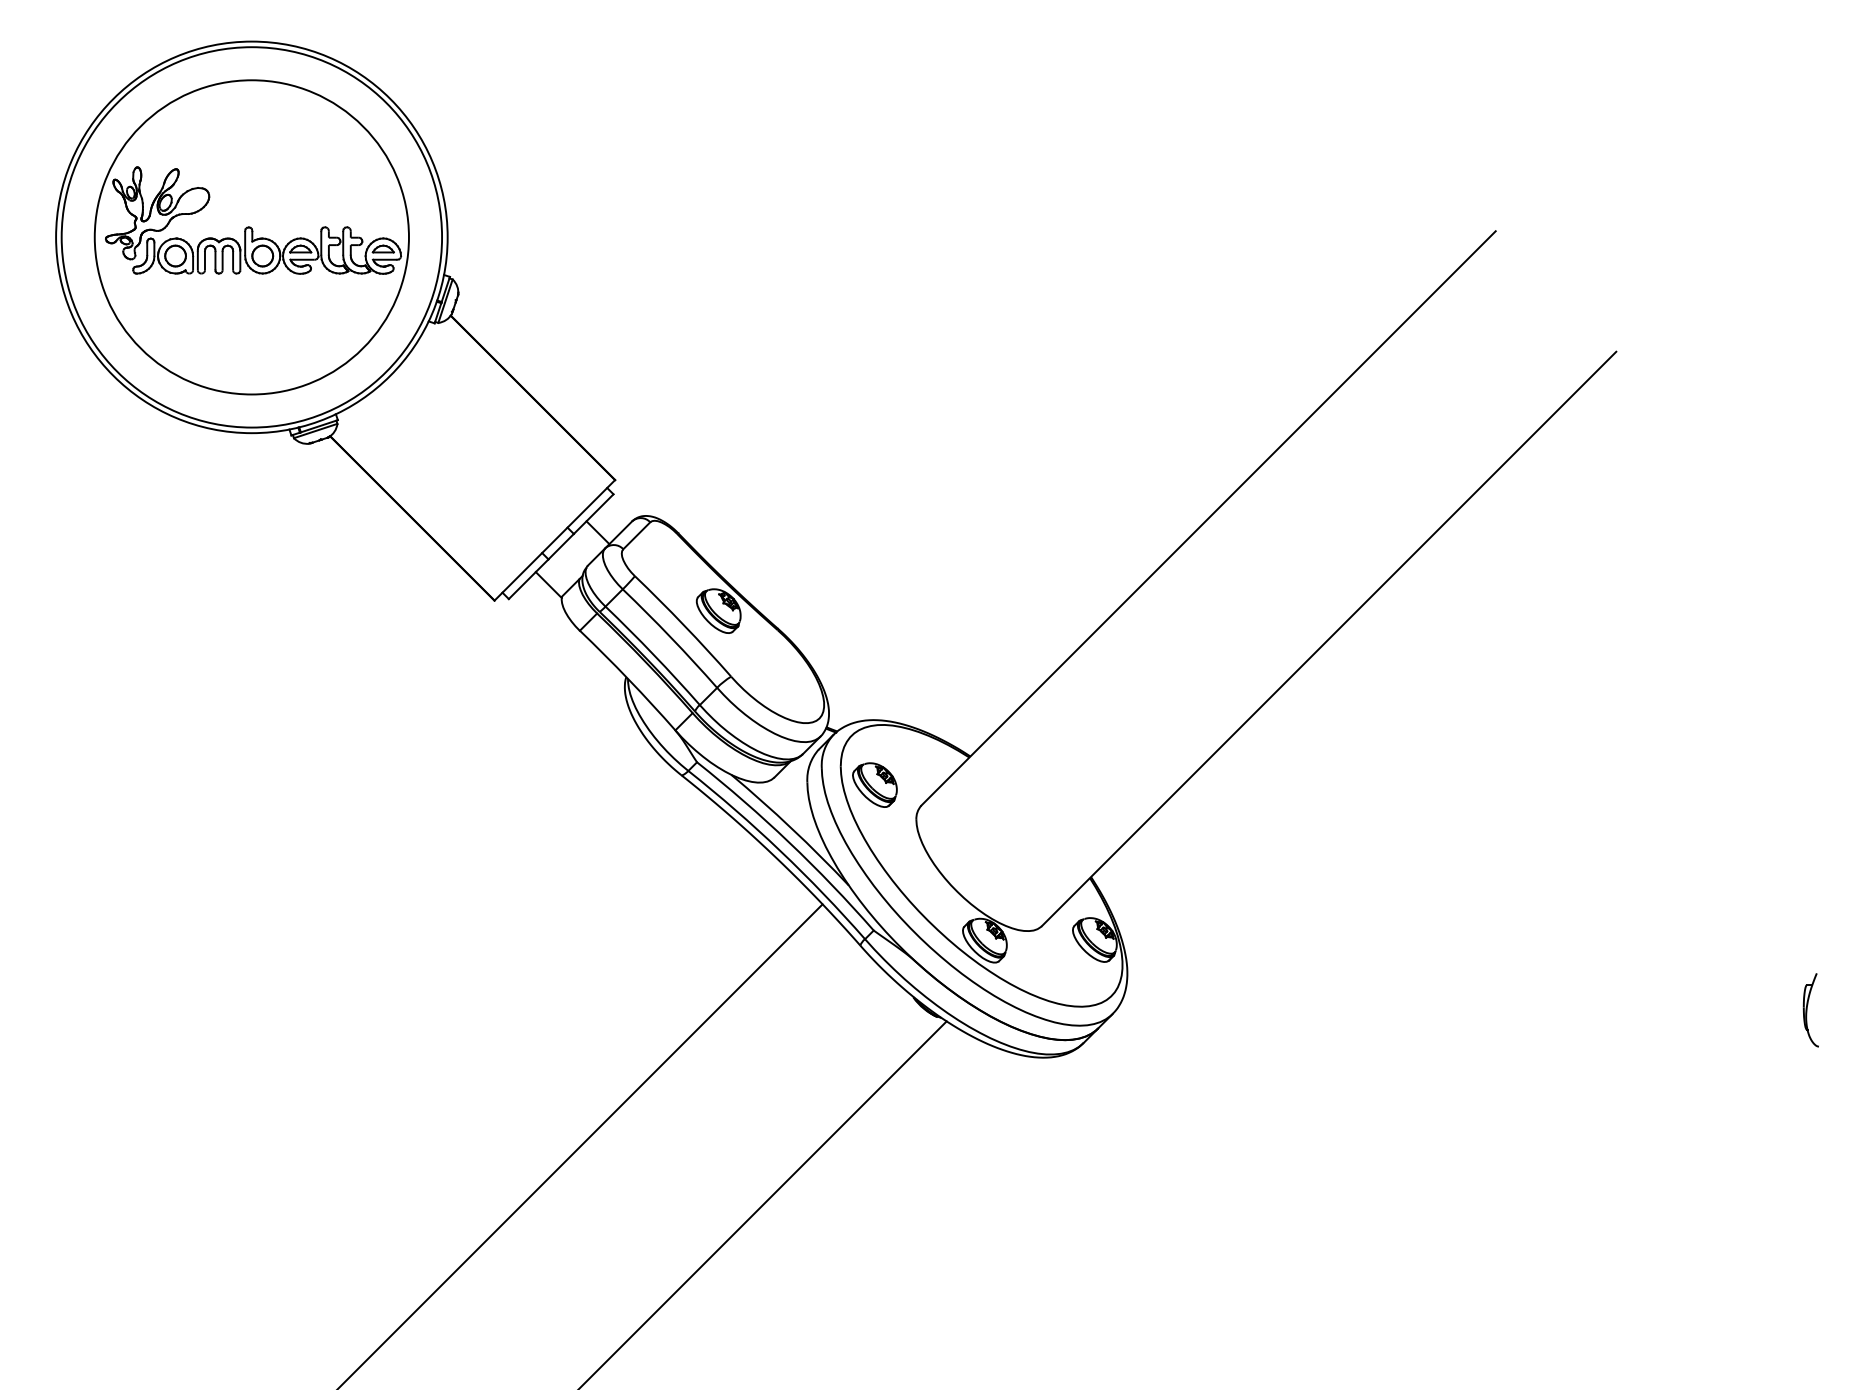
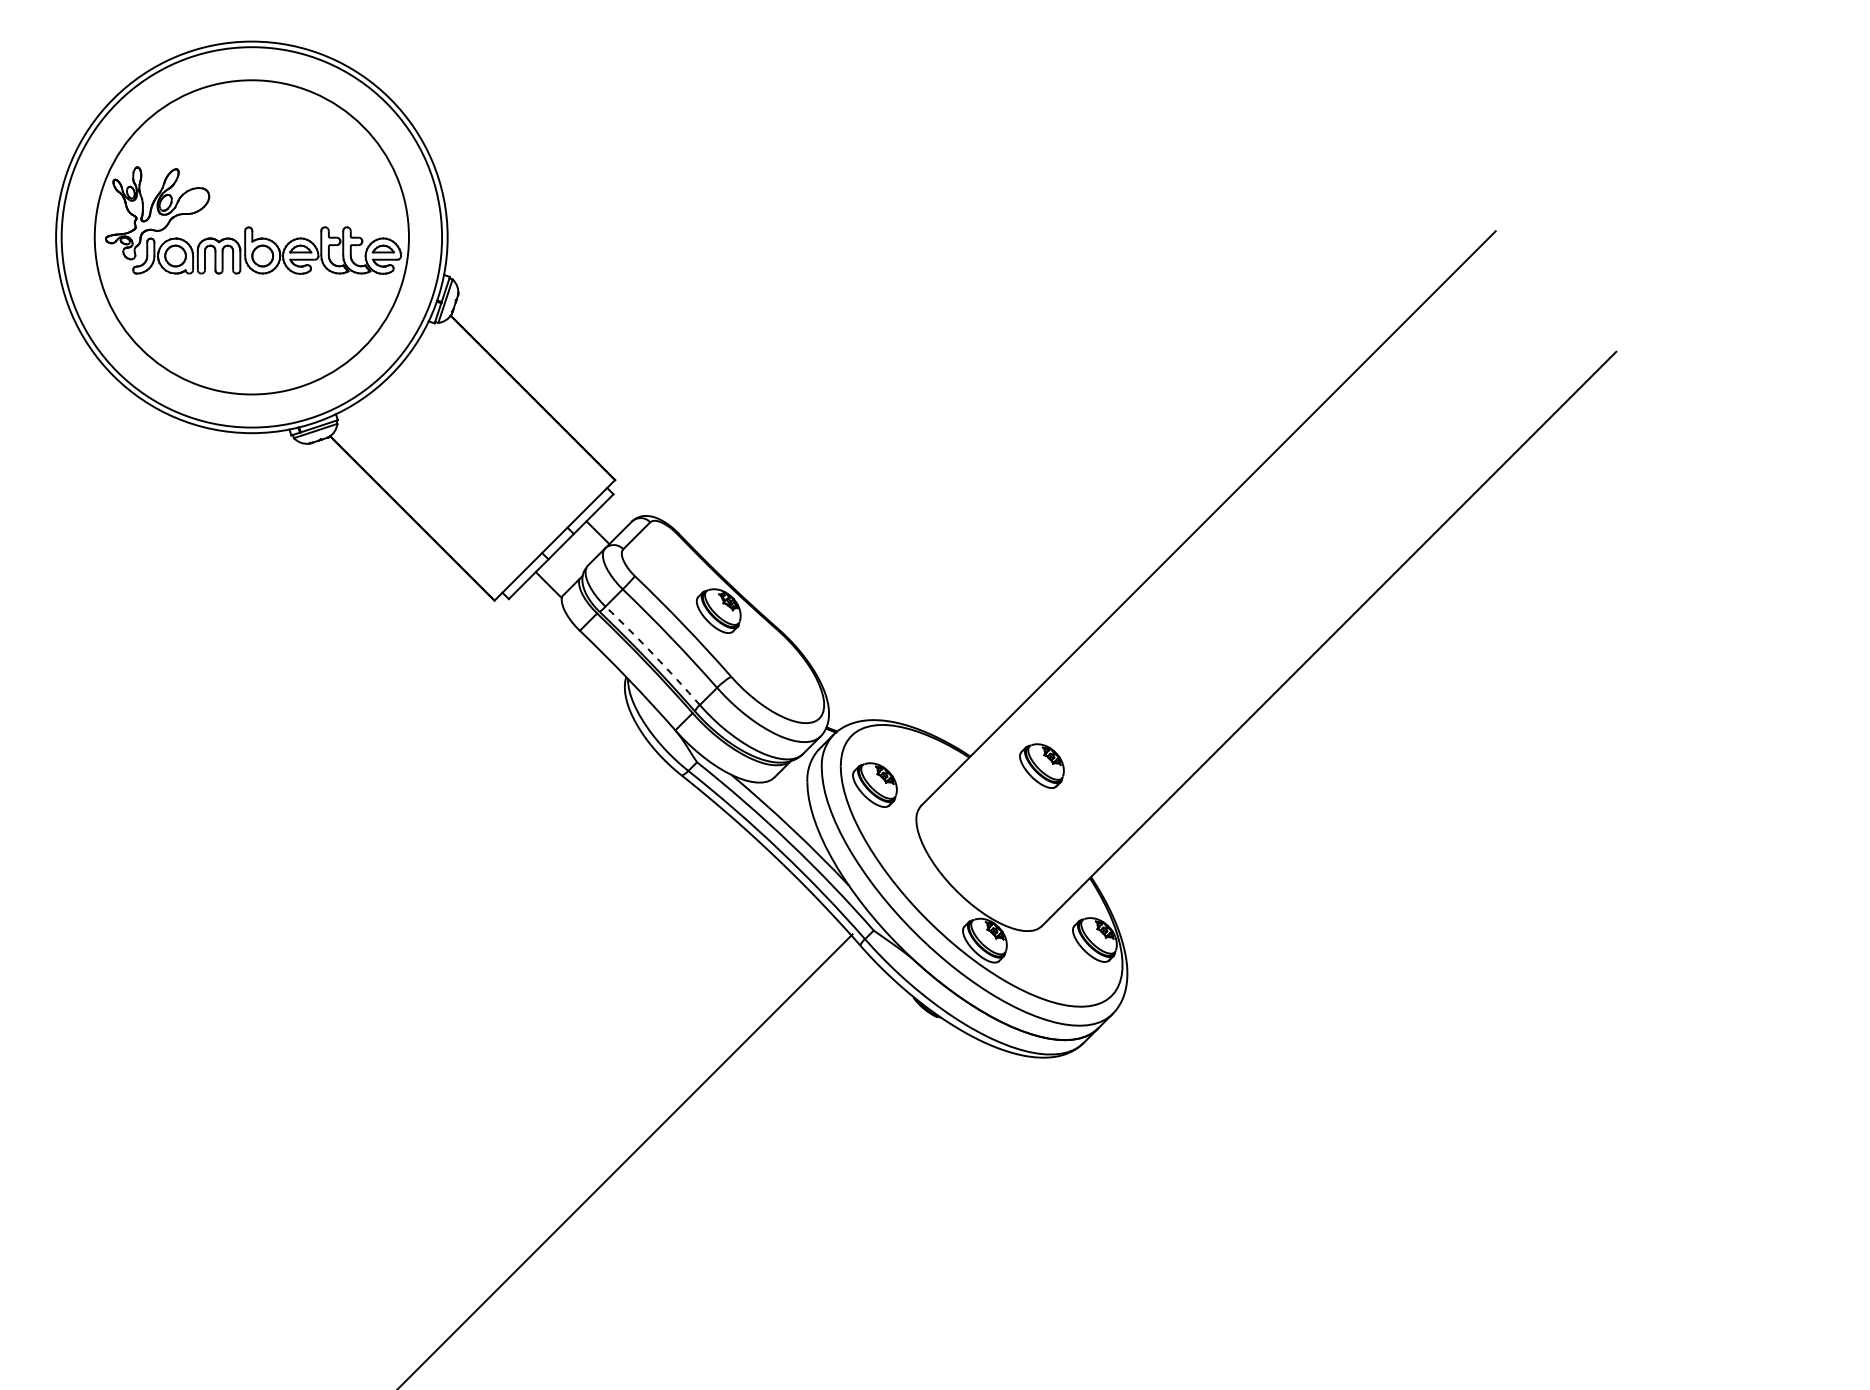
arc: solid -> dashed (653, 654)
part: none -> present (1041, 765)
part: present -> none (1810, 1010)
line position: (581, 1145) -> (626, 1160) (626, 1160)
line: present -> none (763, 1203)
